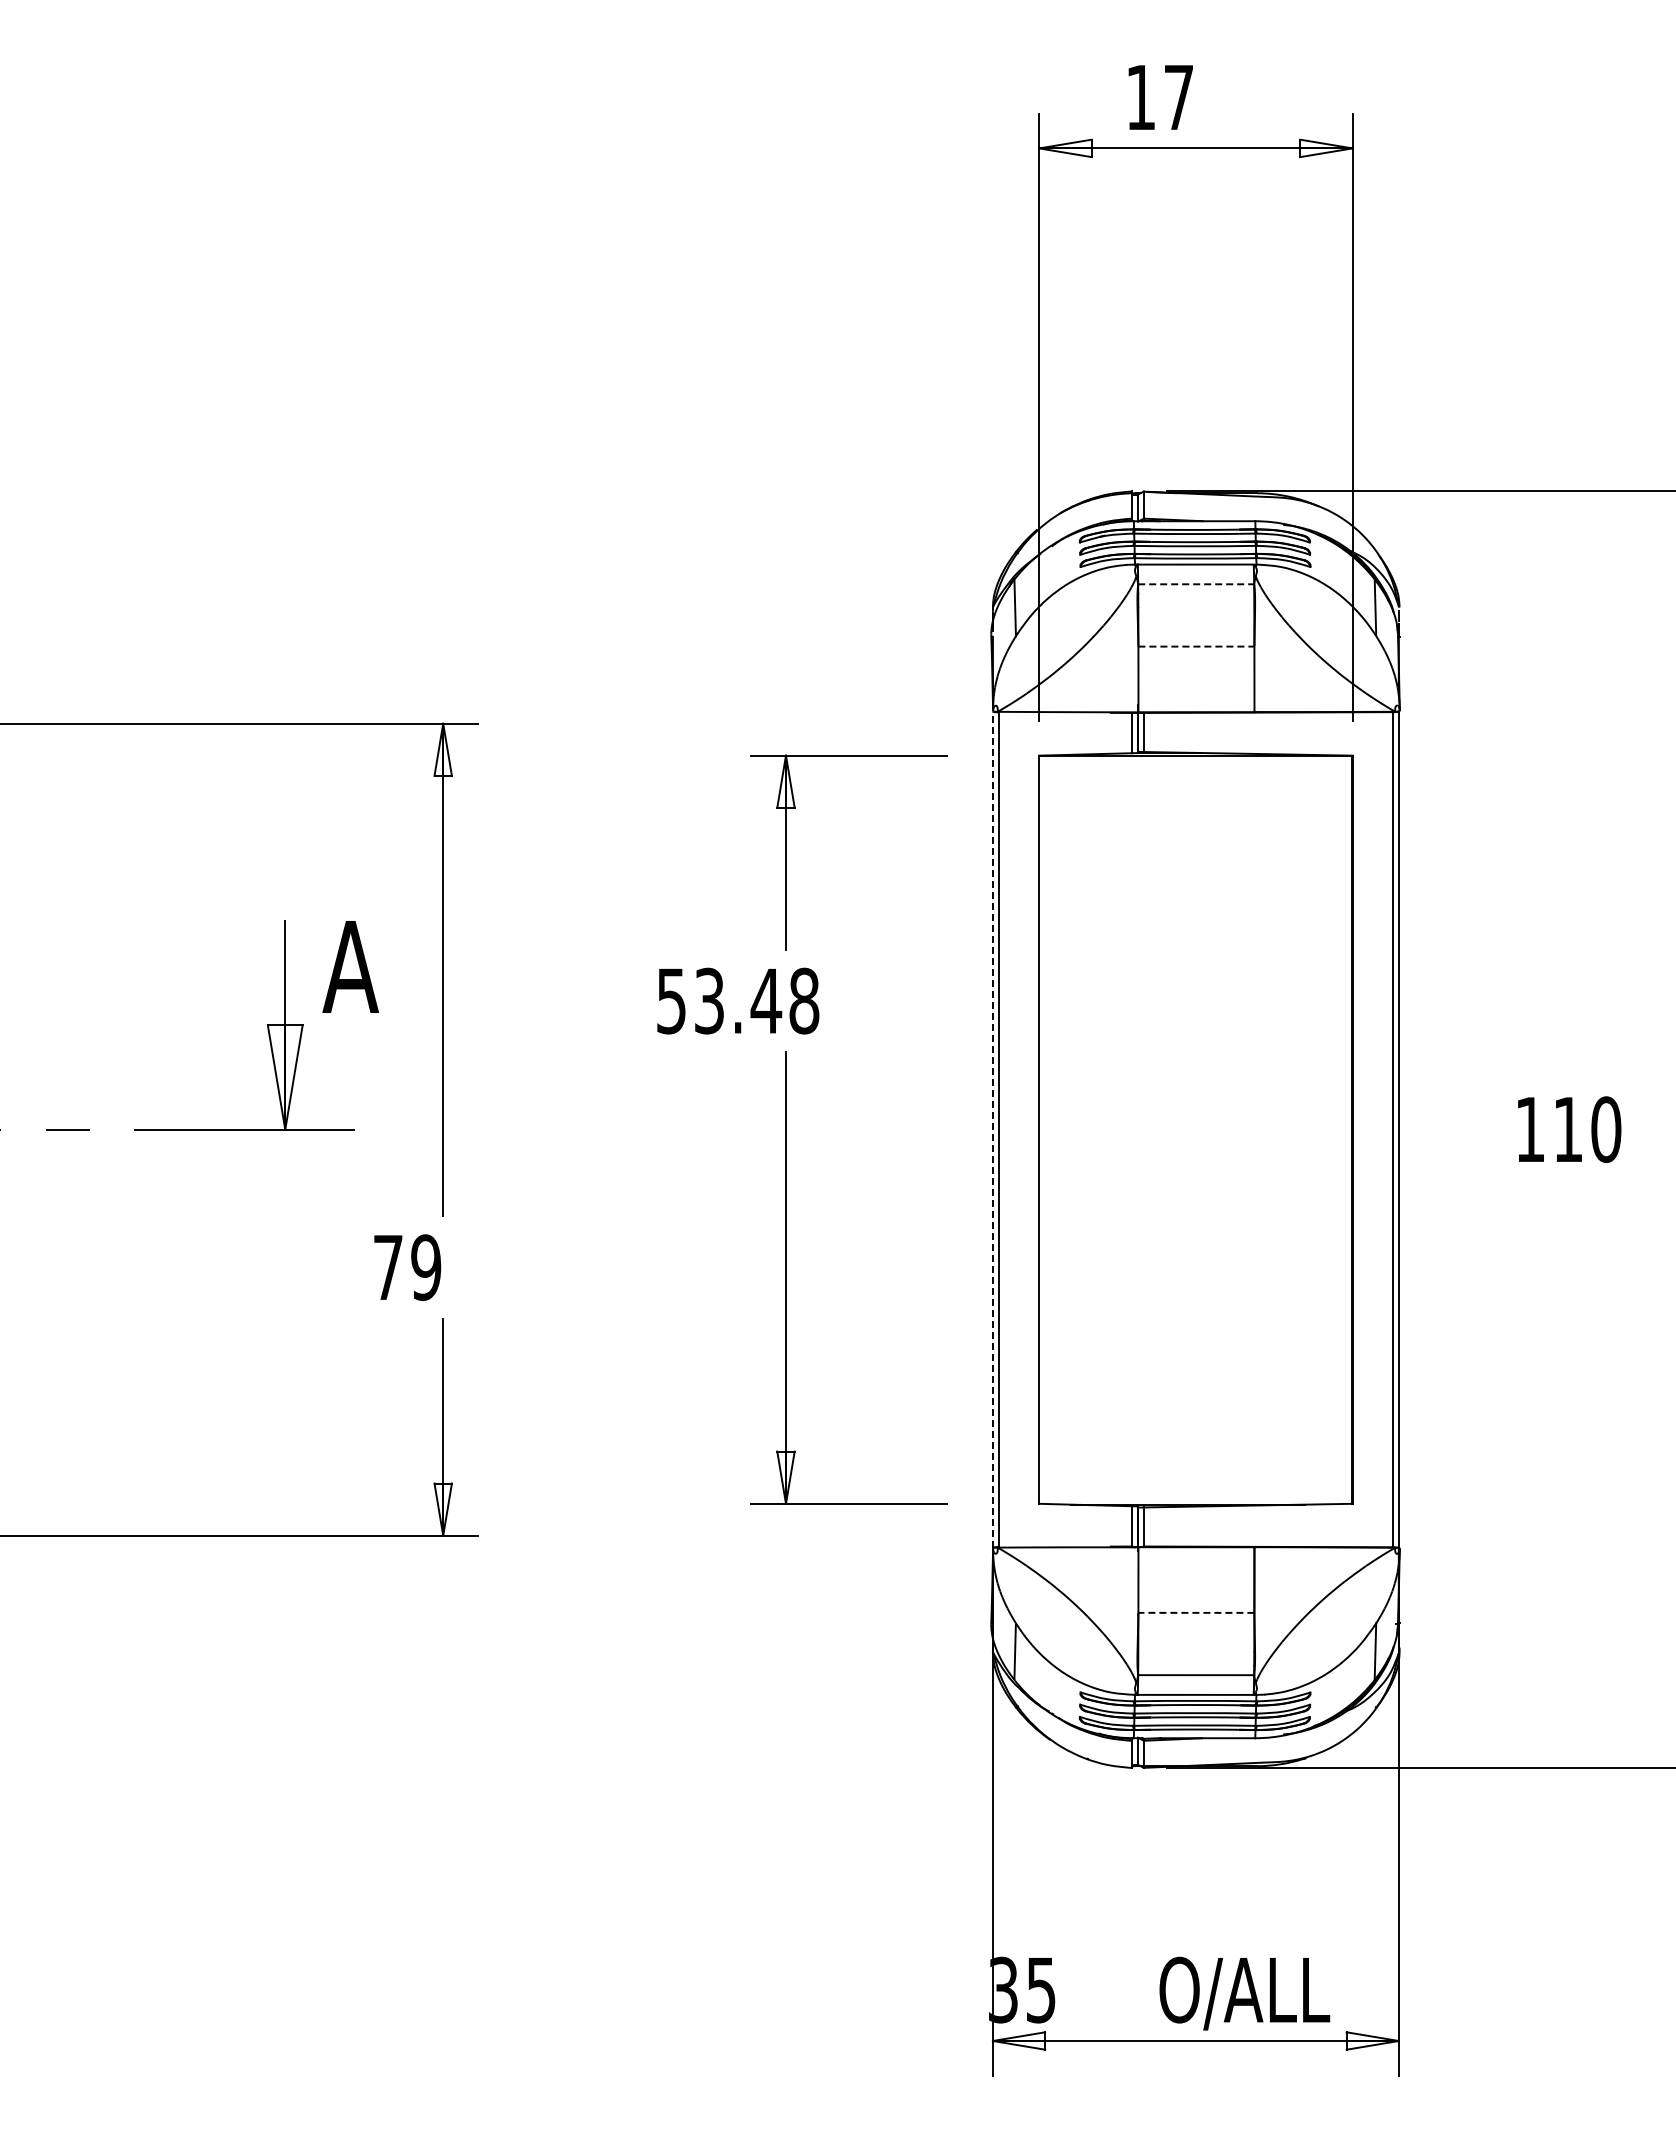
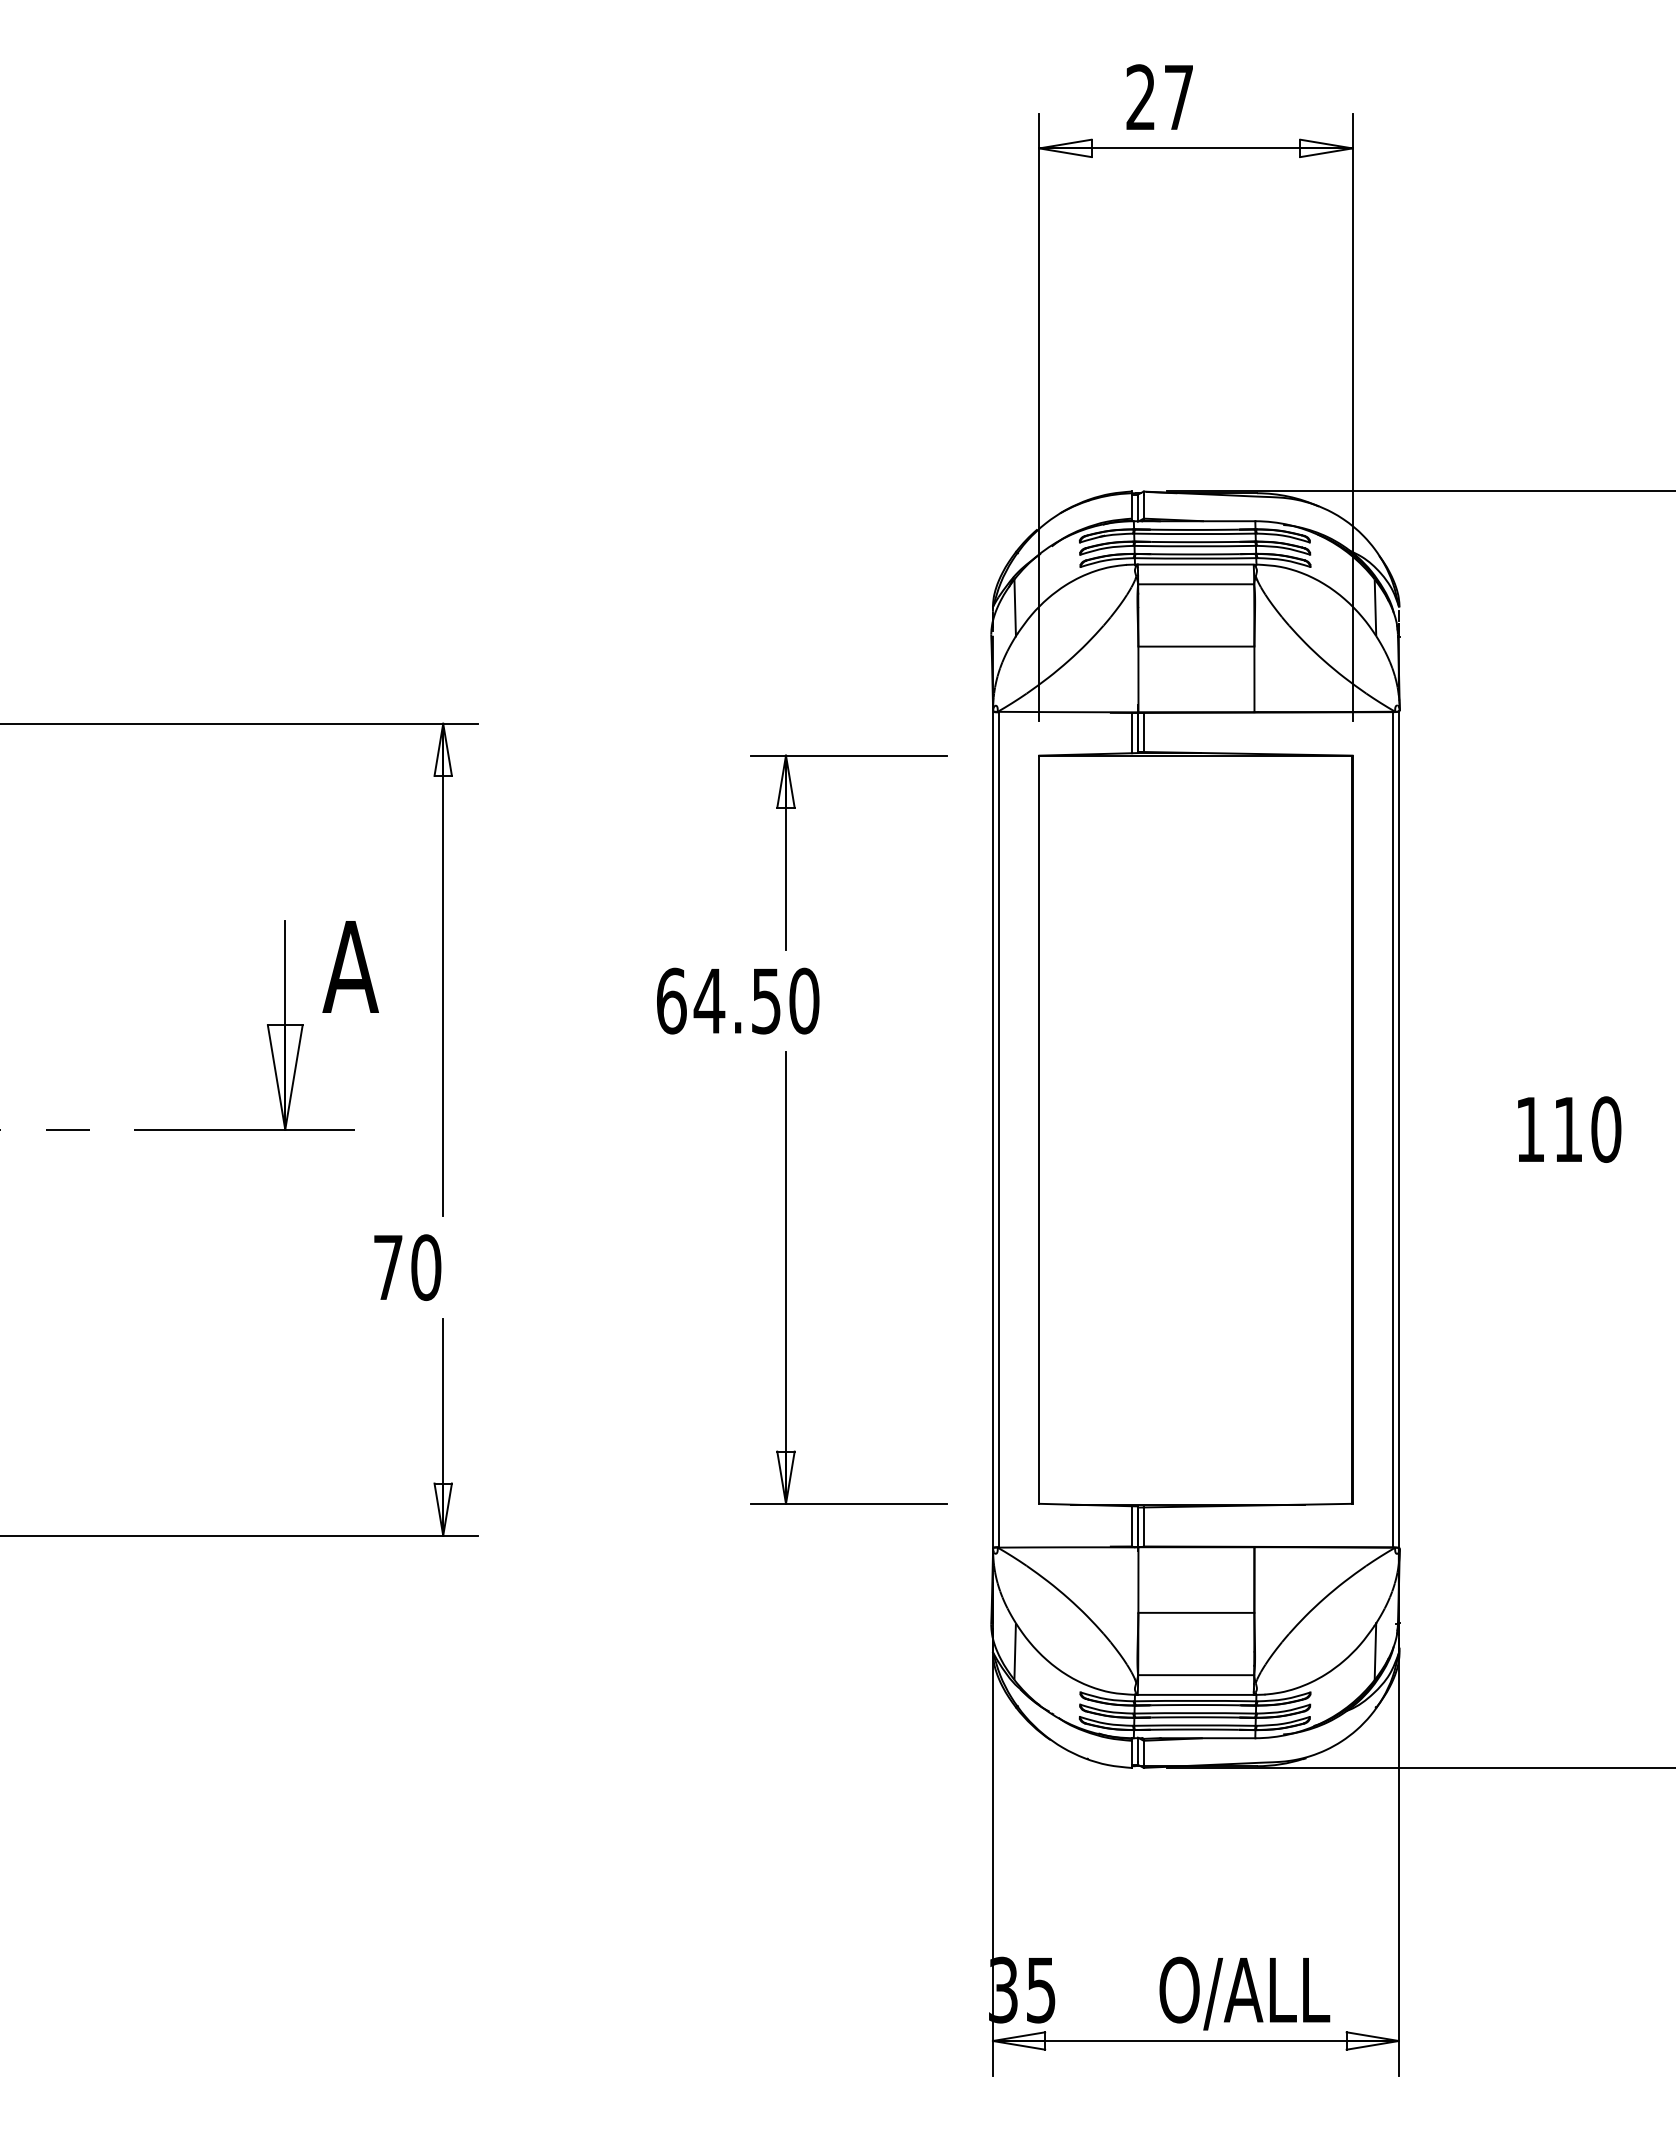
text: 17 -> 27 (1140, 96)
line: dashed -> solid (1196, 584)
line: dashed -> solid (1196, 646)
text: 53.48 -> 64.50 (738, 1000)
line: dashed -> solid (992, 1129)
text: 79 -> 70 (426, 1267)
line: dashed -> solid (1196, 1612)
